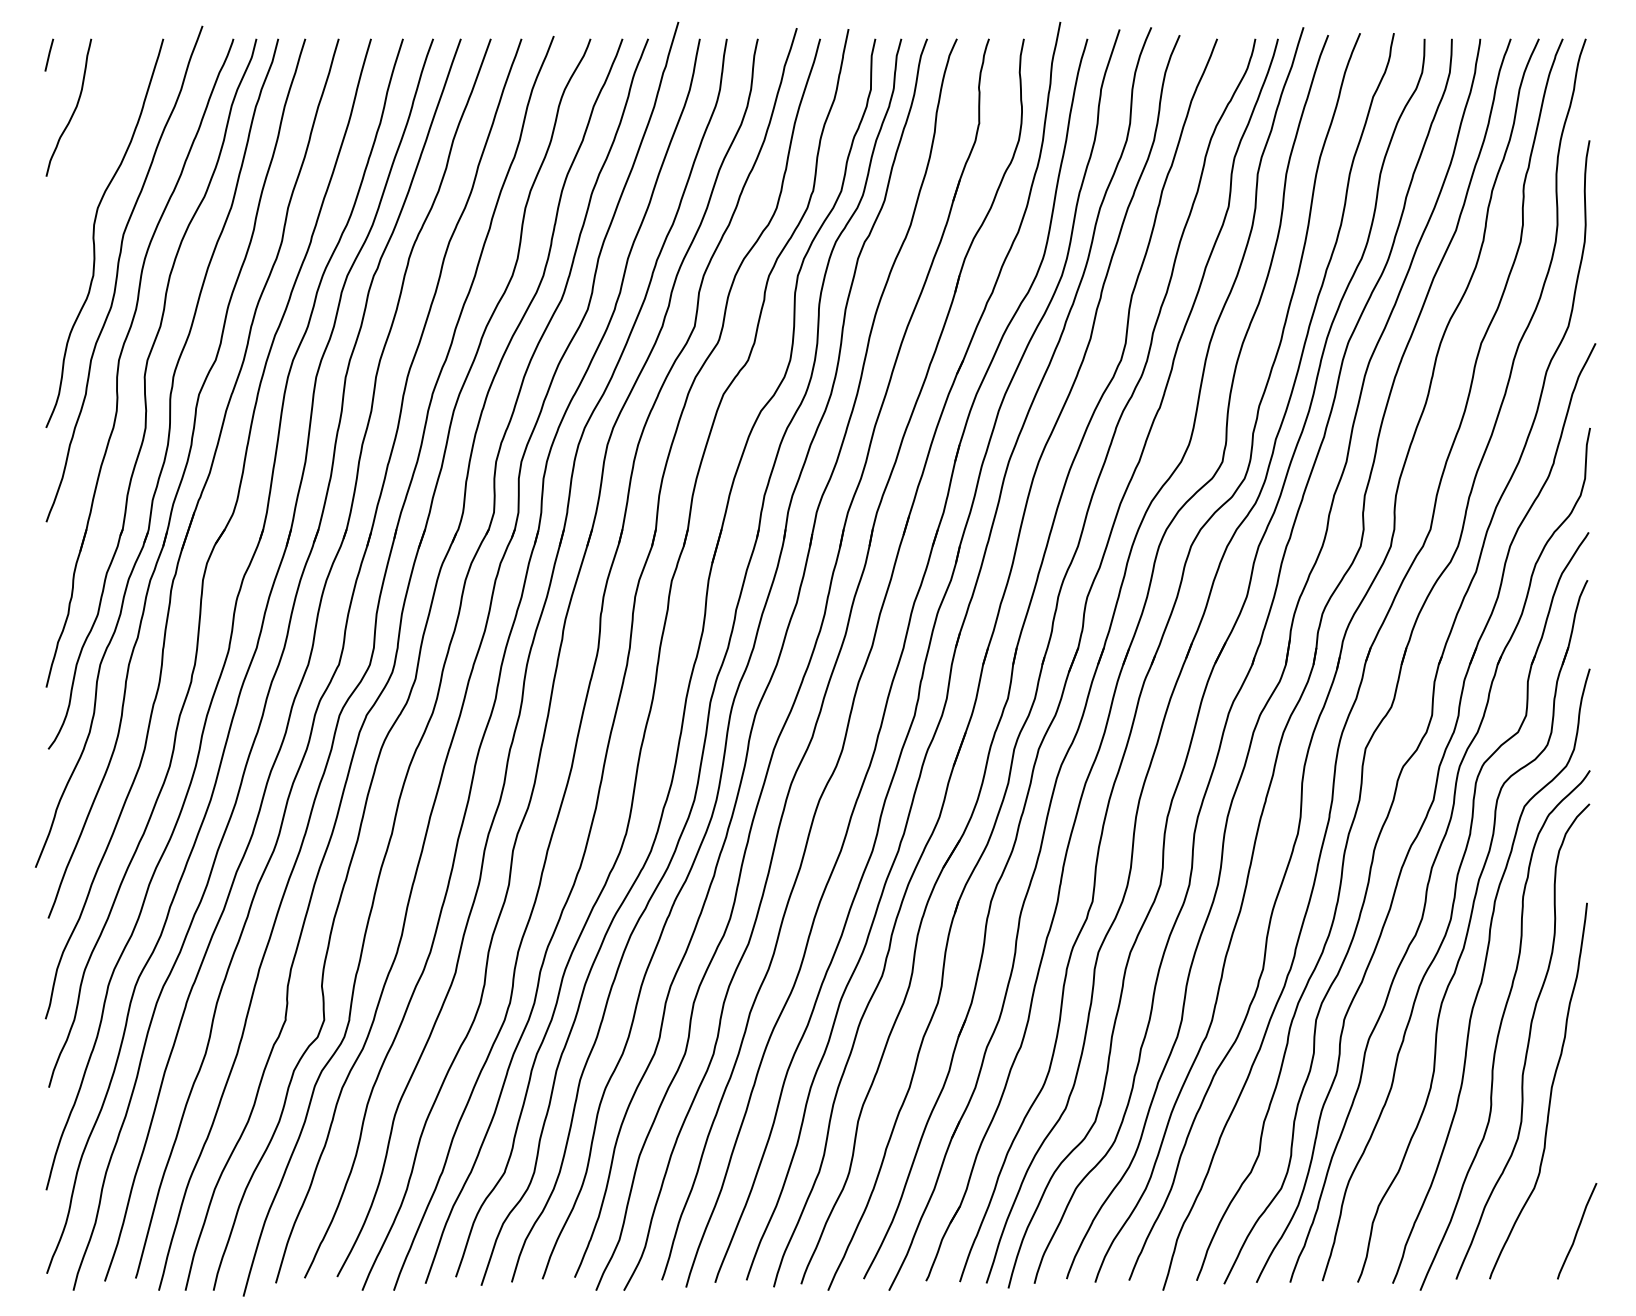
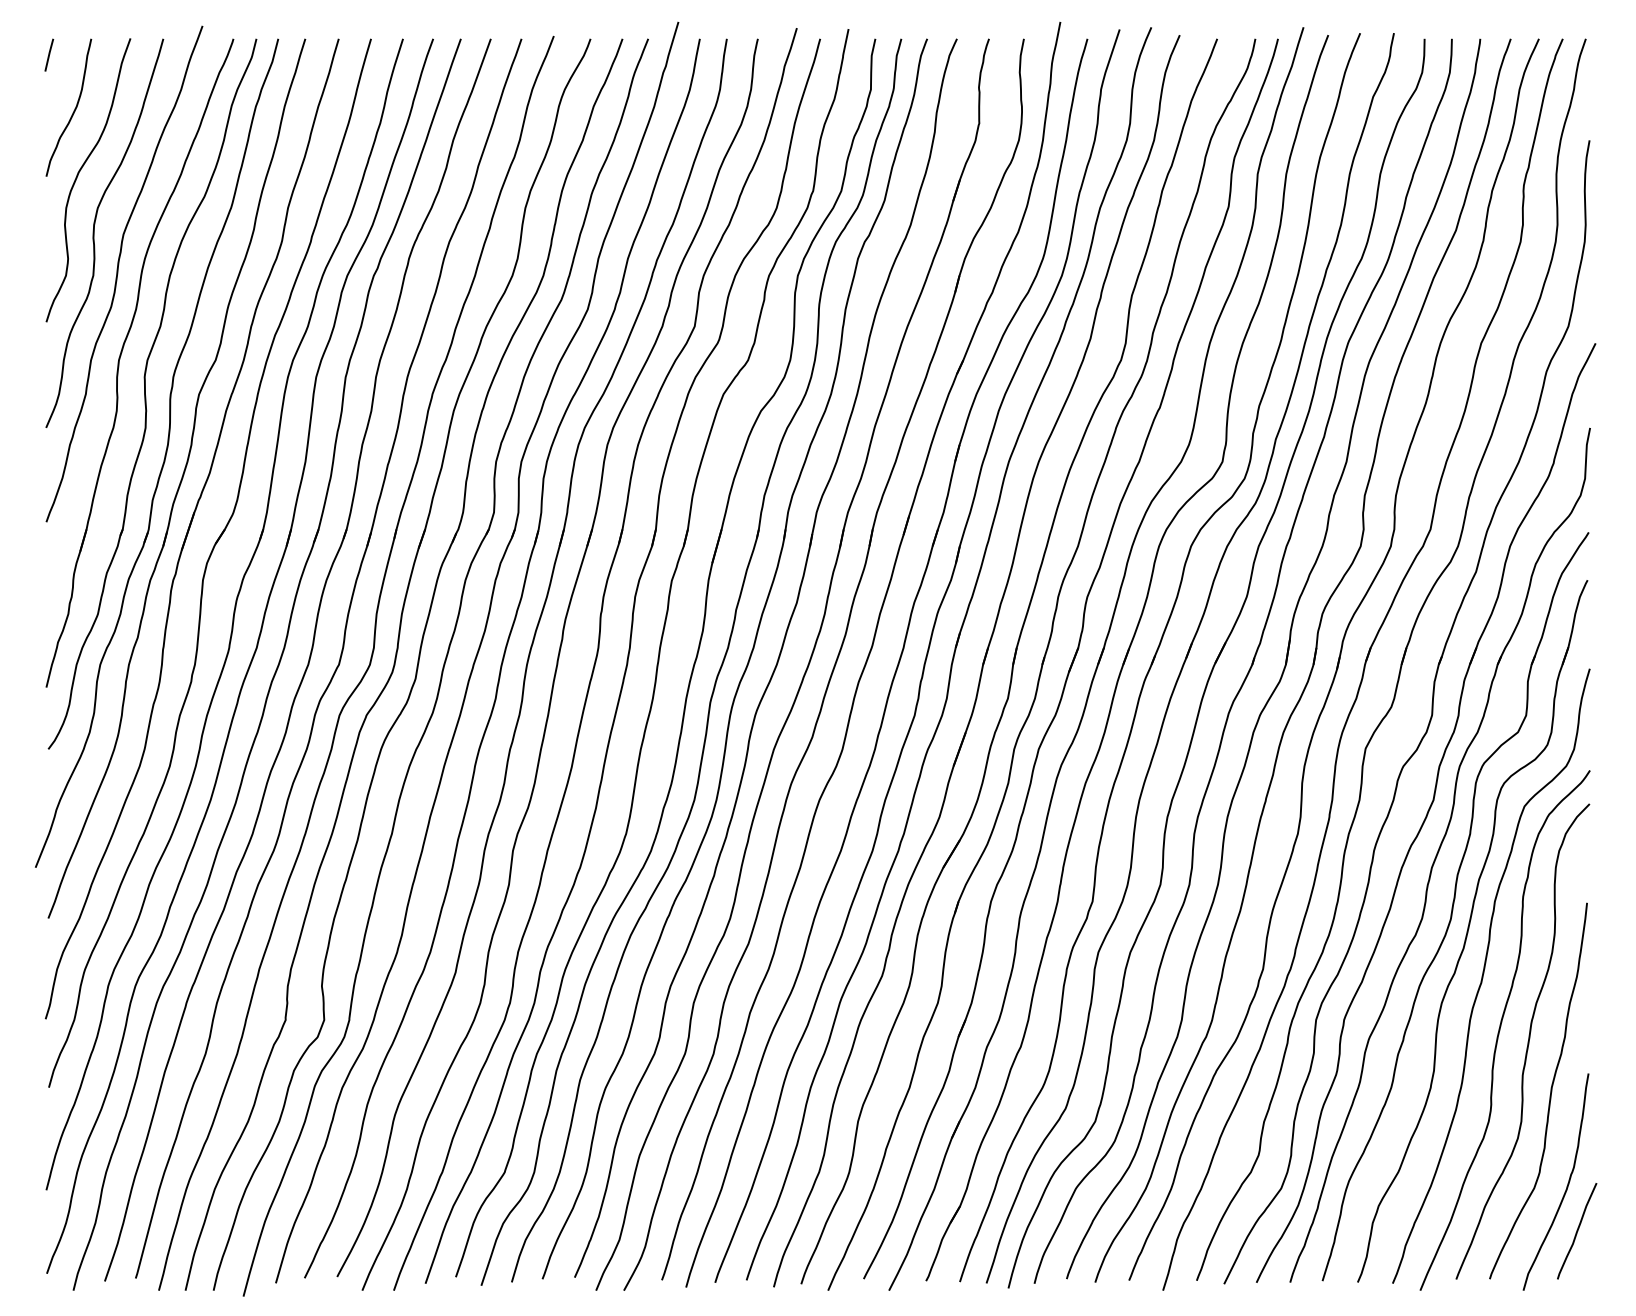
curve: none -> present (78, 176)
curve: none -> present (1566, 1186)
